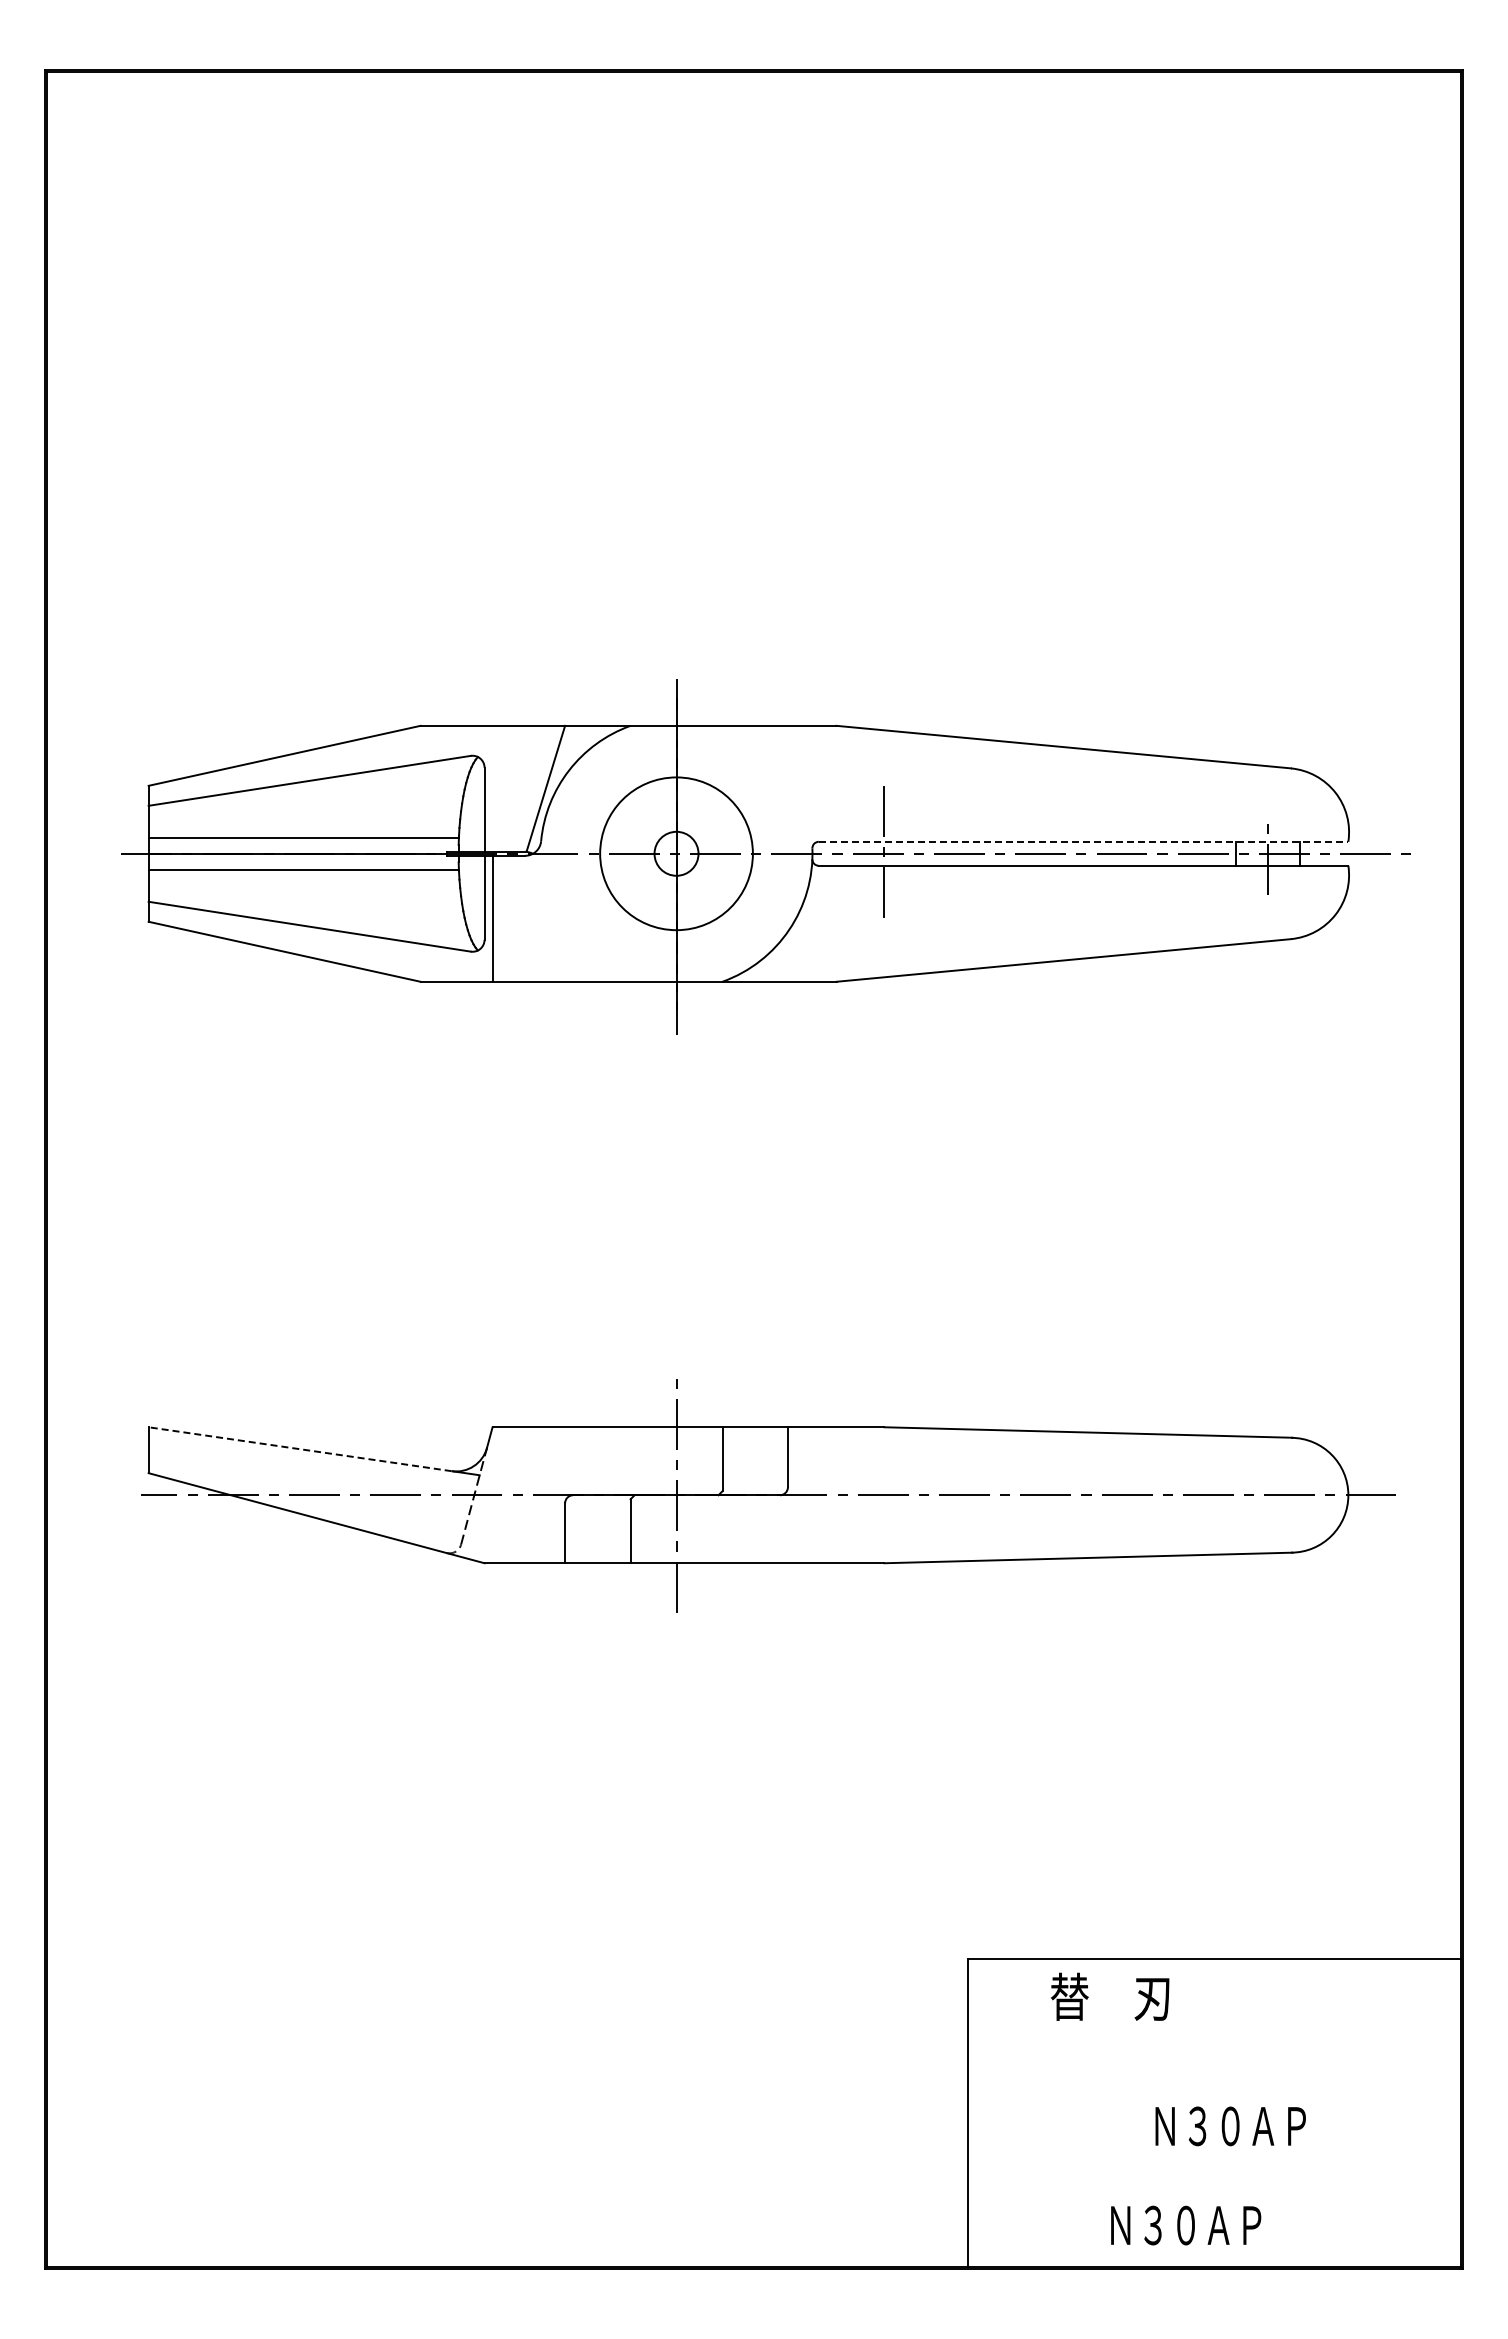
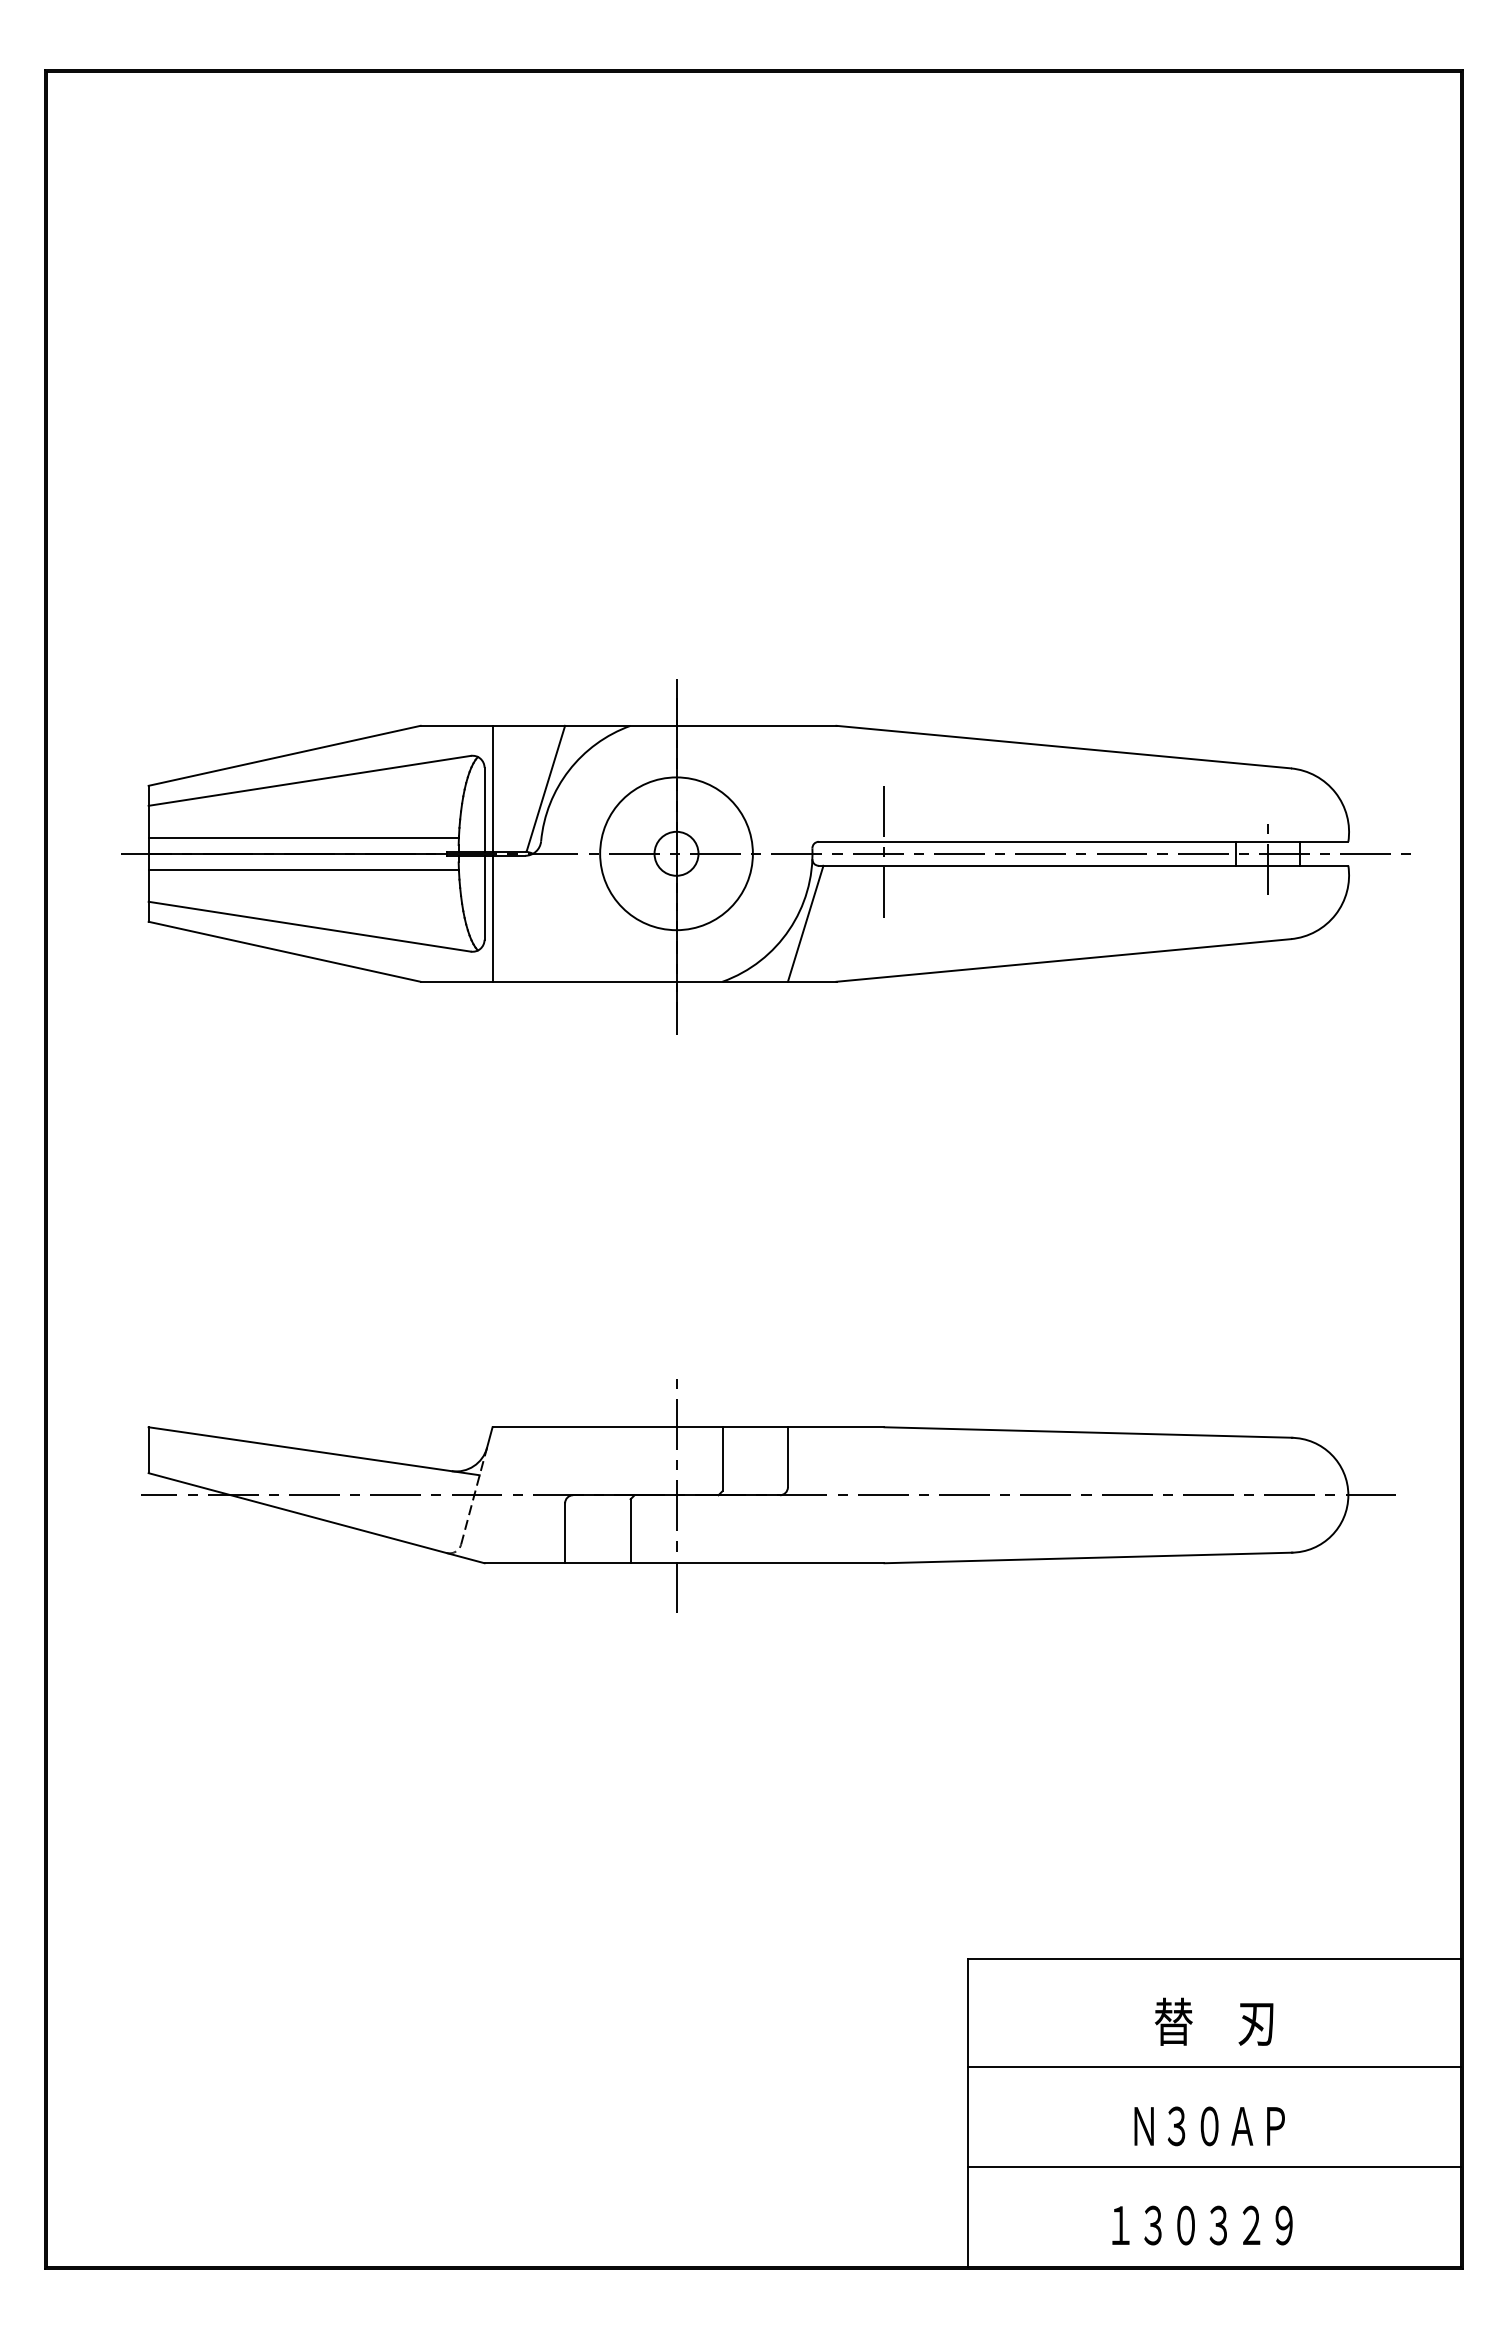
line: none -> present (492, 788)
line: dashed -> solid (1083, 841)
line: none -> present (805, 923)
line: dashed -> solid (299, 1449)
text position: (1110, 1996) -> (1214, 2021) (1214, 2021)
line: none -> present (1214, 2067)
text position: (1230, 2126) -> (1209, 2126) (1209, 2126)
line: none -> present (1214, 2167)
text: Ｎ３０ＡＰ -> １３０３２９ (1201, 2225)
